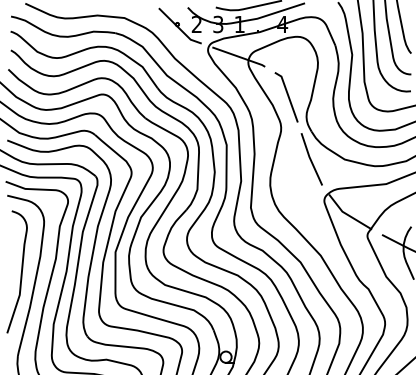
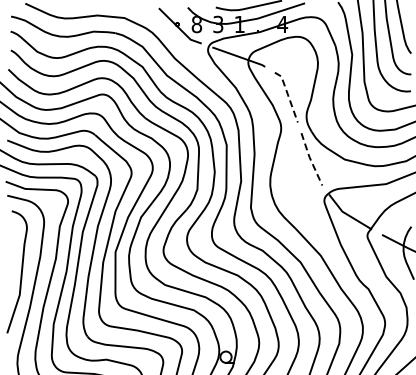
text: 2 -> 8 (196, 24)
line: solid -> dashed (288, 95)
line: solid -> dashed (310, 159)
